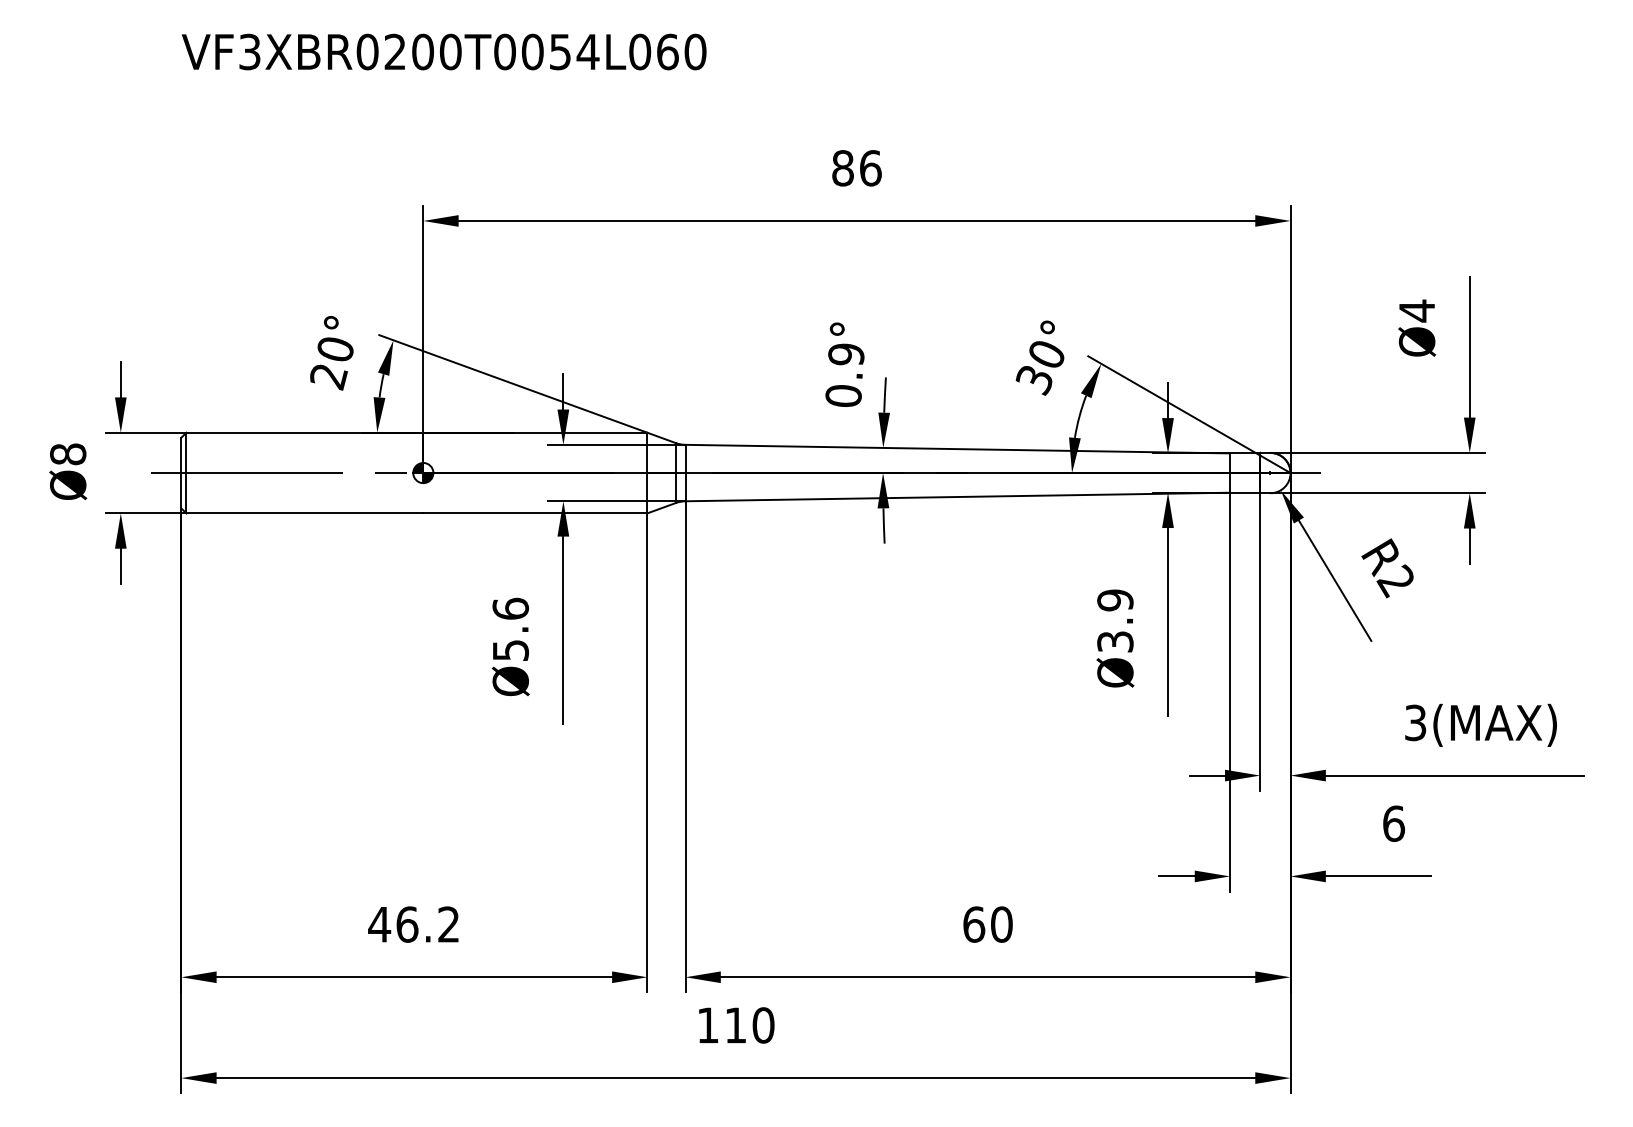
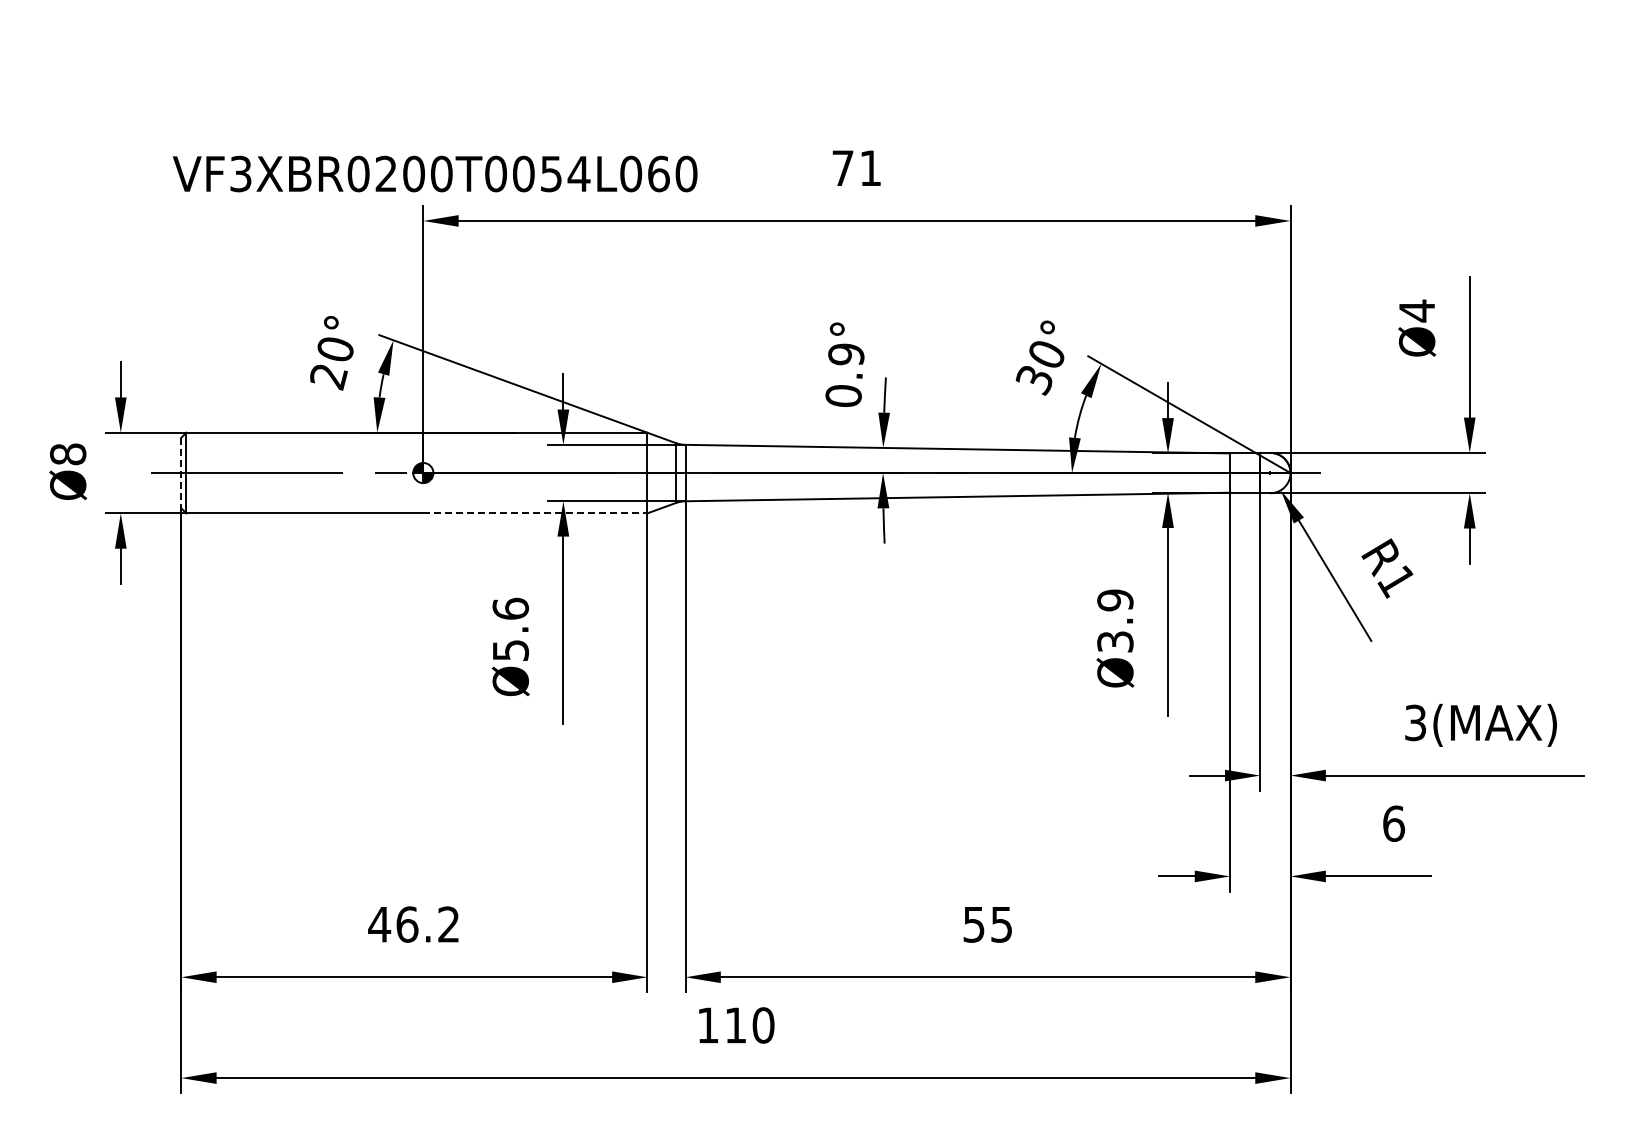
text position: (443, 51) -> (434, 173) (434, 173)
text: 86 -> 71 (856, 168)
line: solid -> dashed (181, 473)
line: solid -> dashed (535, 513)
text: R2 -> R1 (1394, 581)
text: 60 -> 55 (987, 924)
